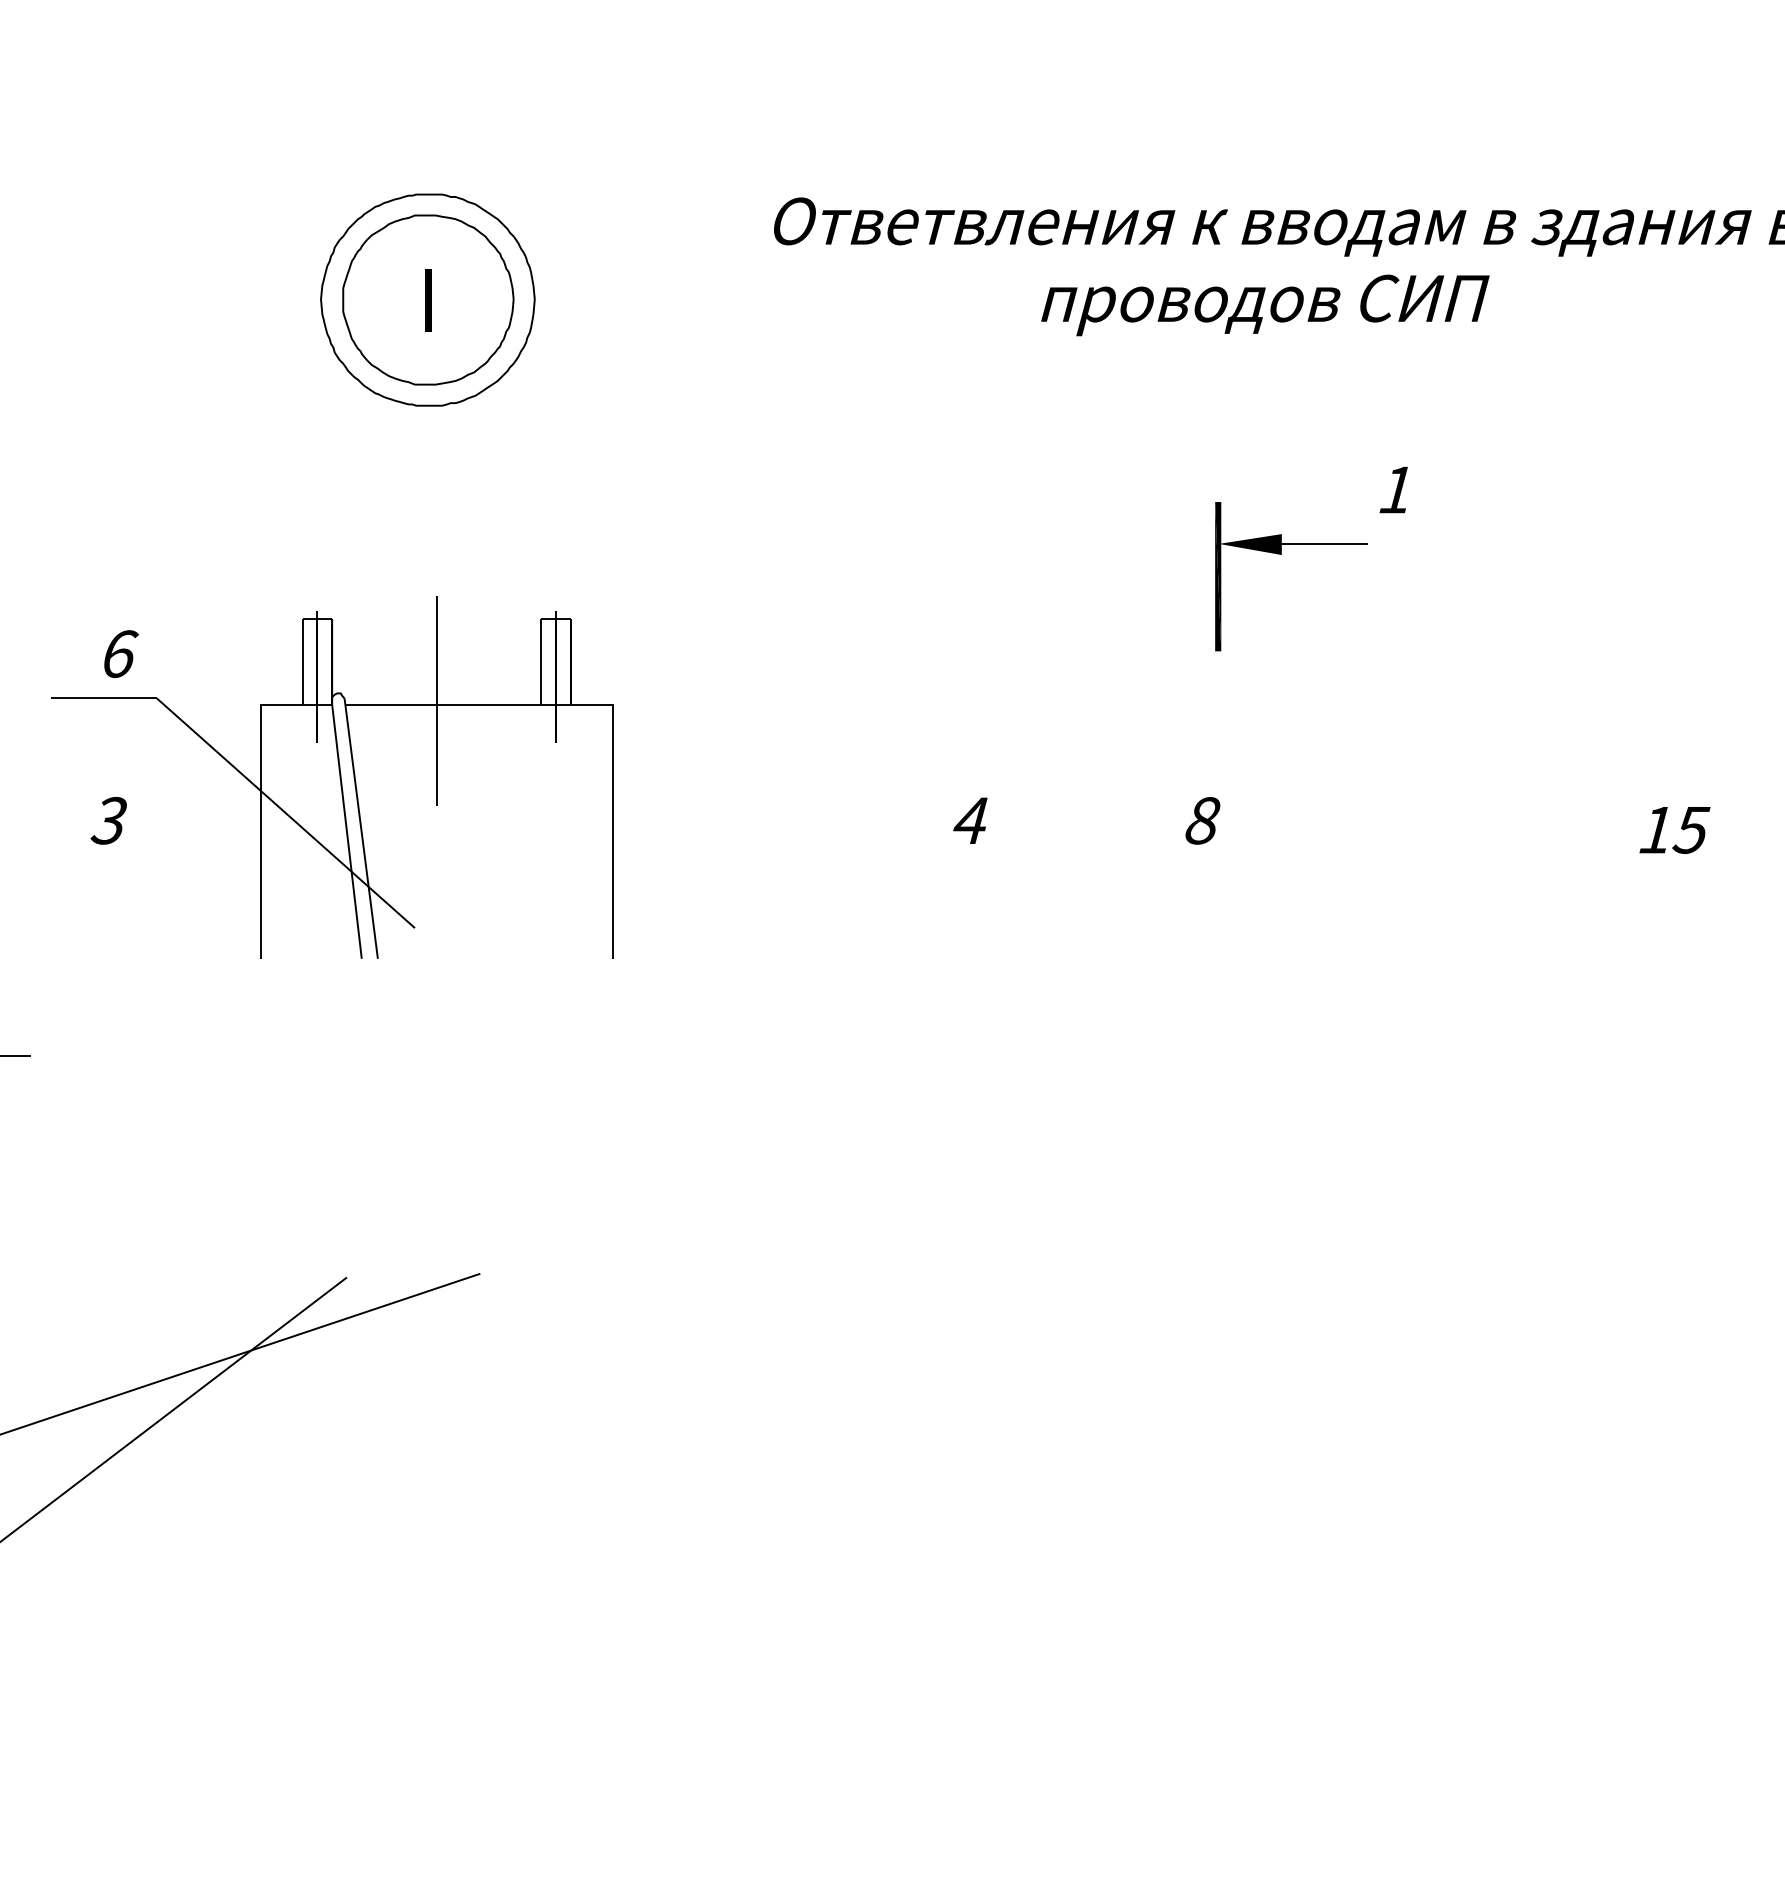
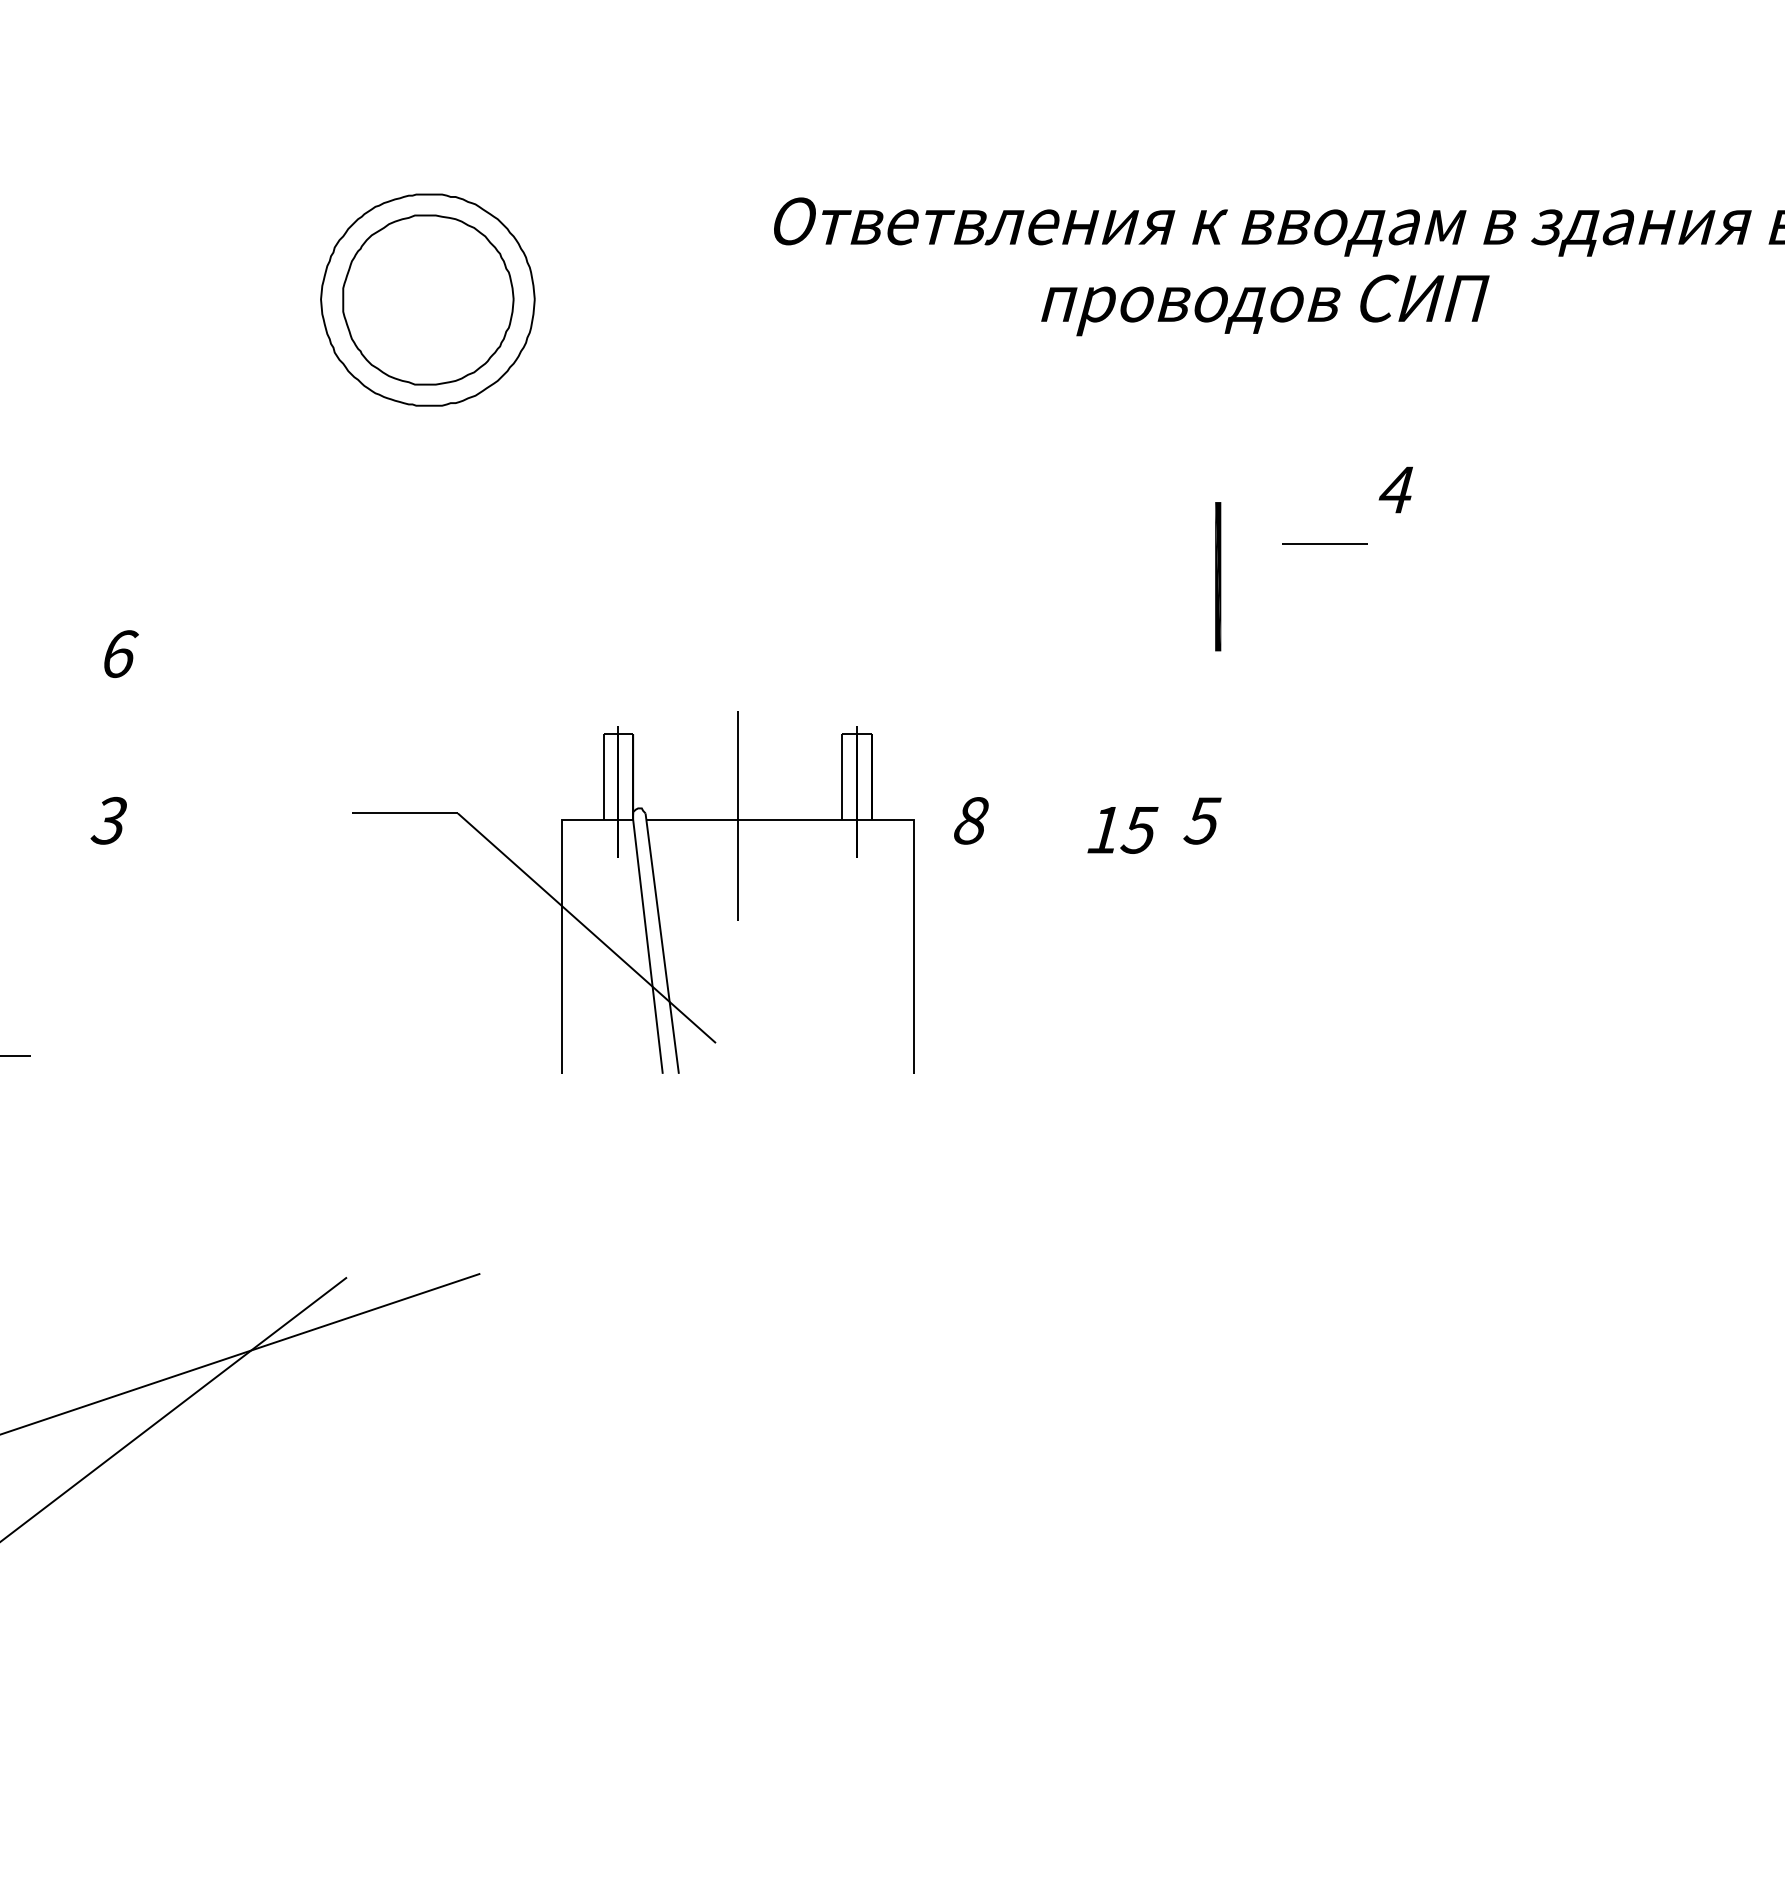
fill: present -> none (428, 299)
text: 1 -> 4 (1395, 489)
fill: present -> none (1249, 544)
part position: (332, 777) -> (633, 892) (633, 892)
text: 4 -> 8 (970, 820)
text: 8 -> 5 (1202, 820)
text position: (1674, 830) -> (1122, 830) (1122, 830)
